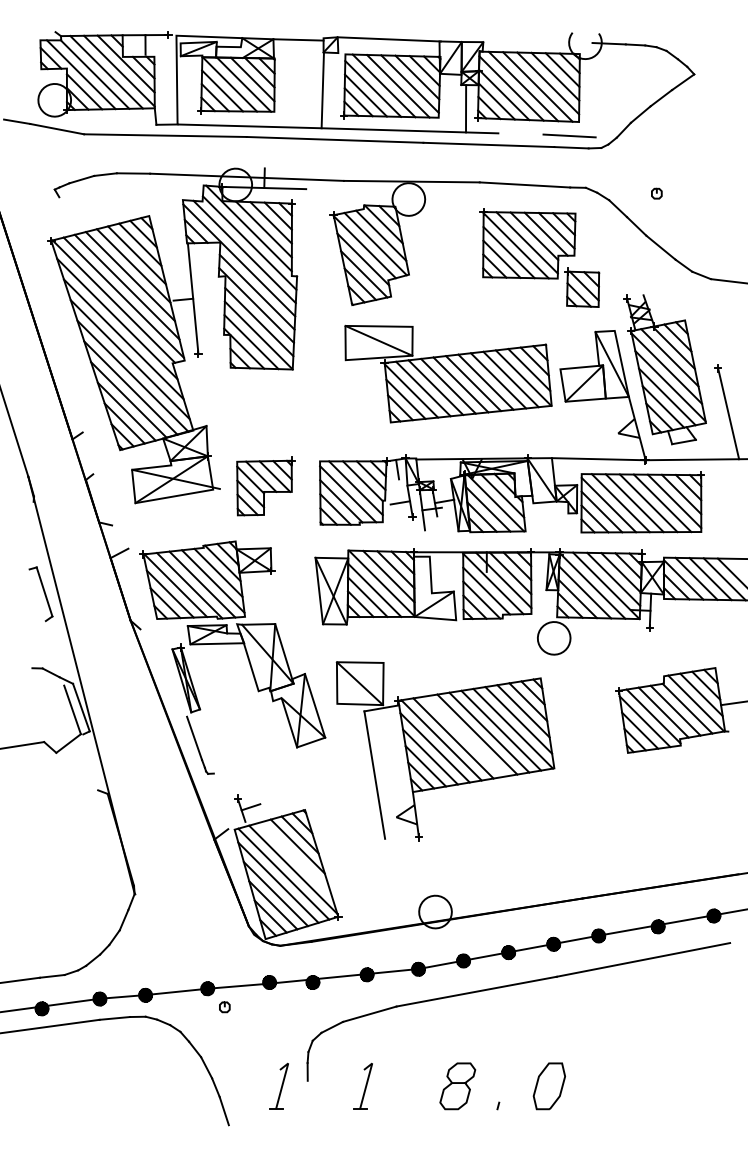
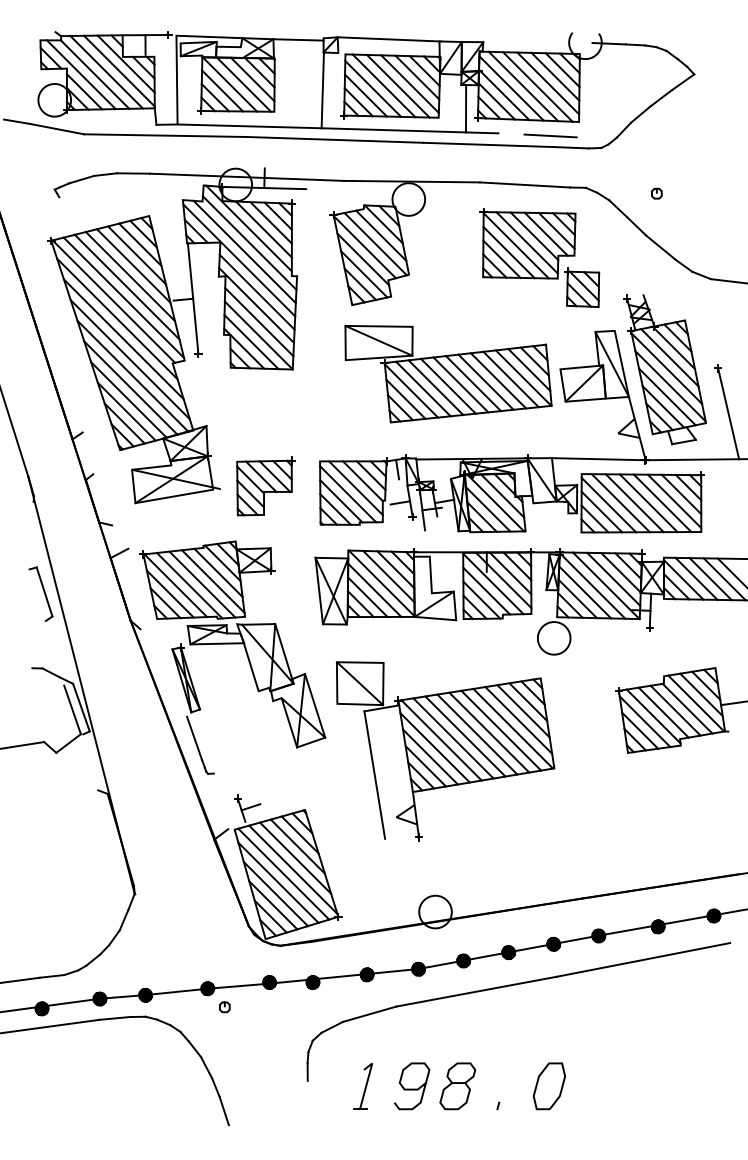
line position: (569, 135) -> (550, 135) (550, 135)
line: none -> present (465, 736)
line: none -> present (295, 857)
part: present -> none (278, 1085)
curve: none -> present (412, 1088)
